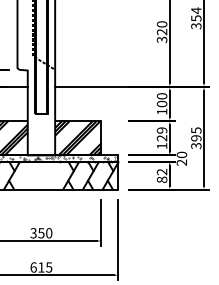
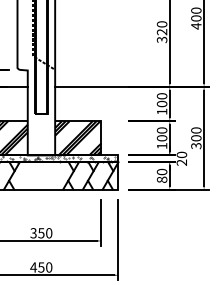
text: 354 -> 400 (196, 18)
text: 129 -> 100 (162, 134)
text: 395 -> 300 (196, 134)
text: 82 -> 80 (162, 171)
text: 615 -> 450 (41, 267)
